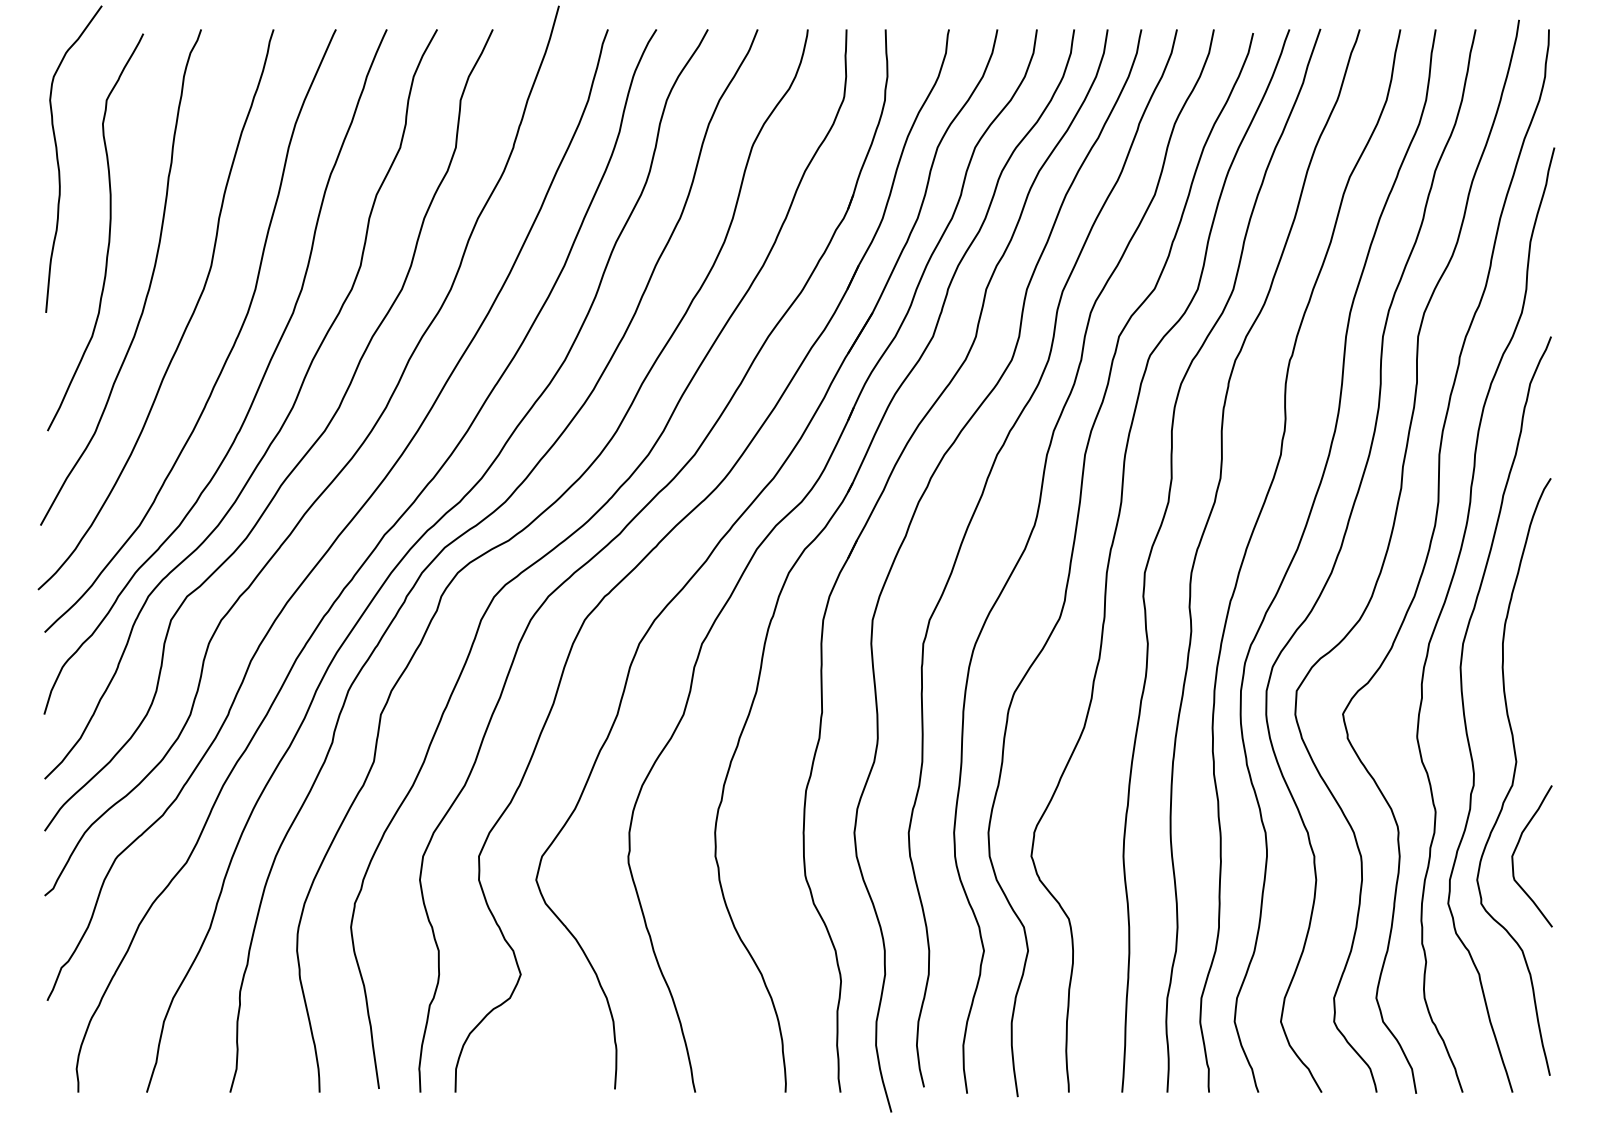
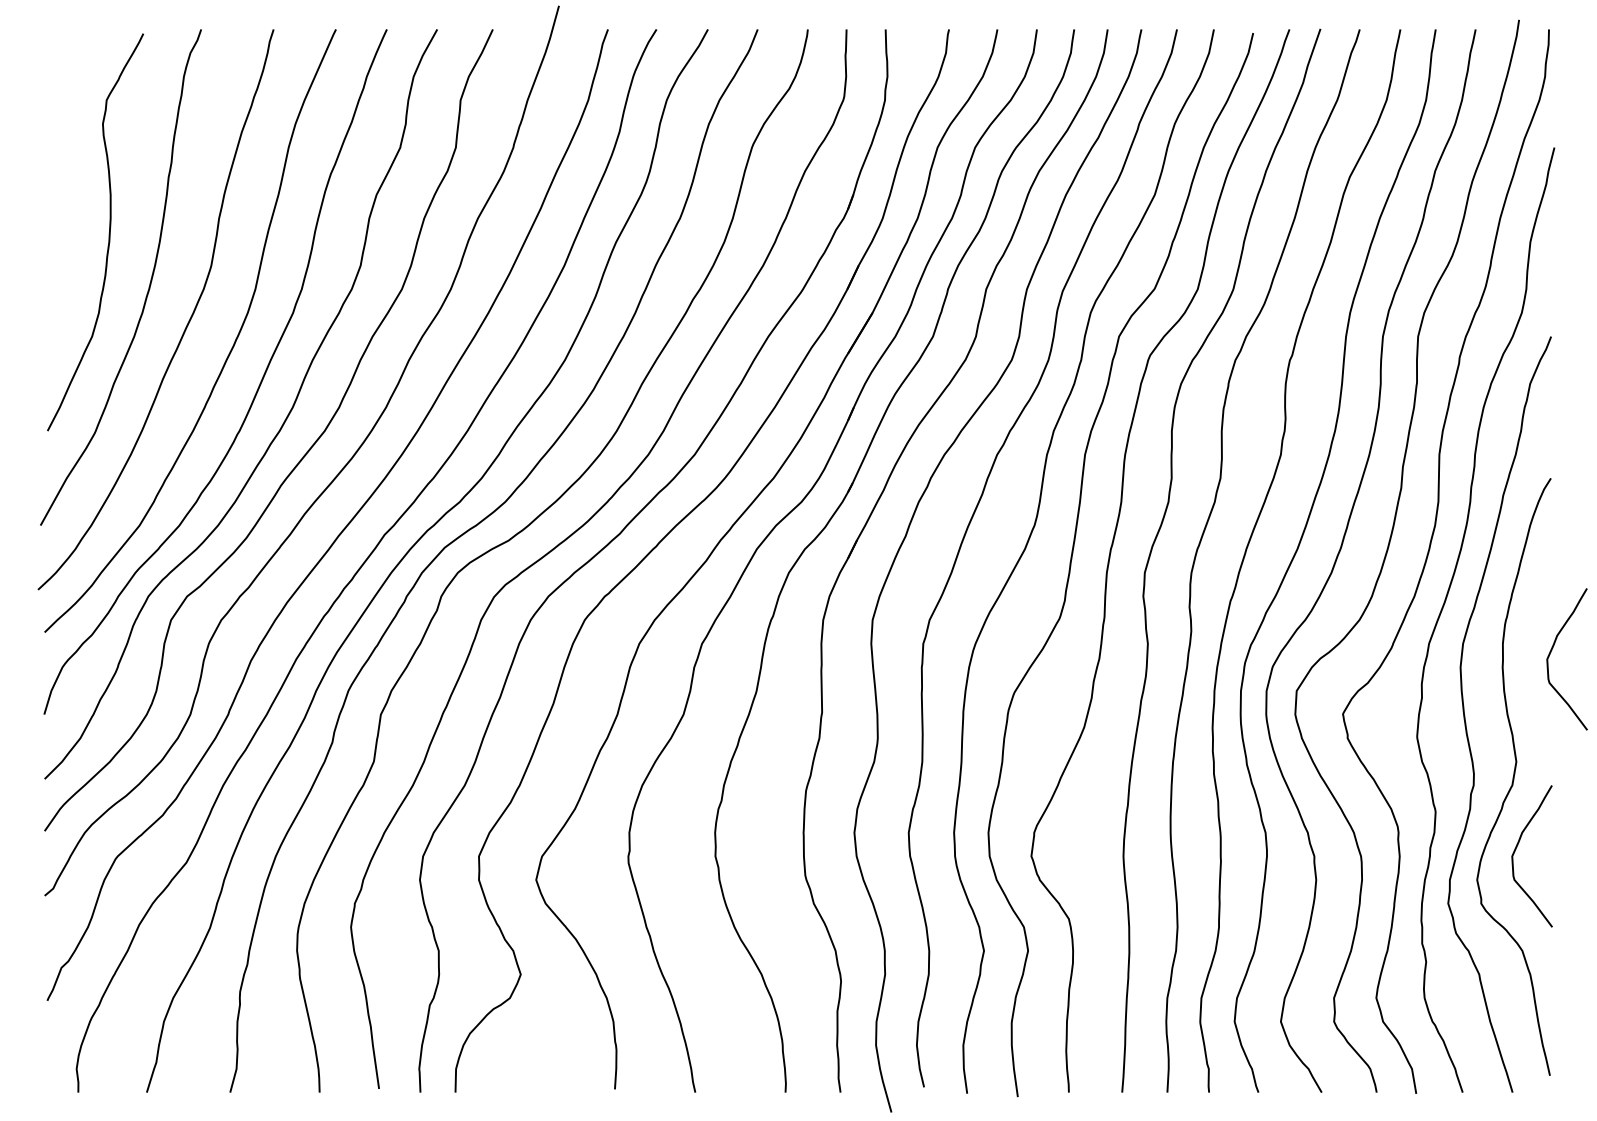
curve: present -> none (58, 158)
curve: none -> present (1551, 652)
